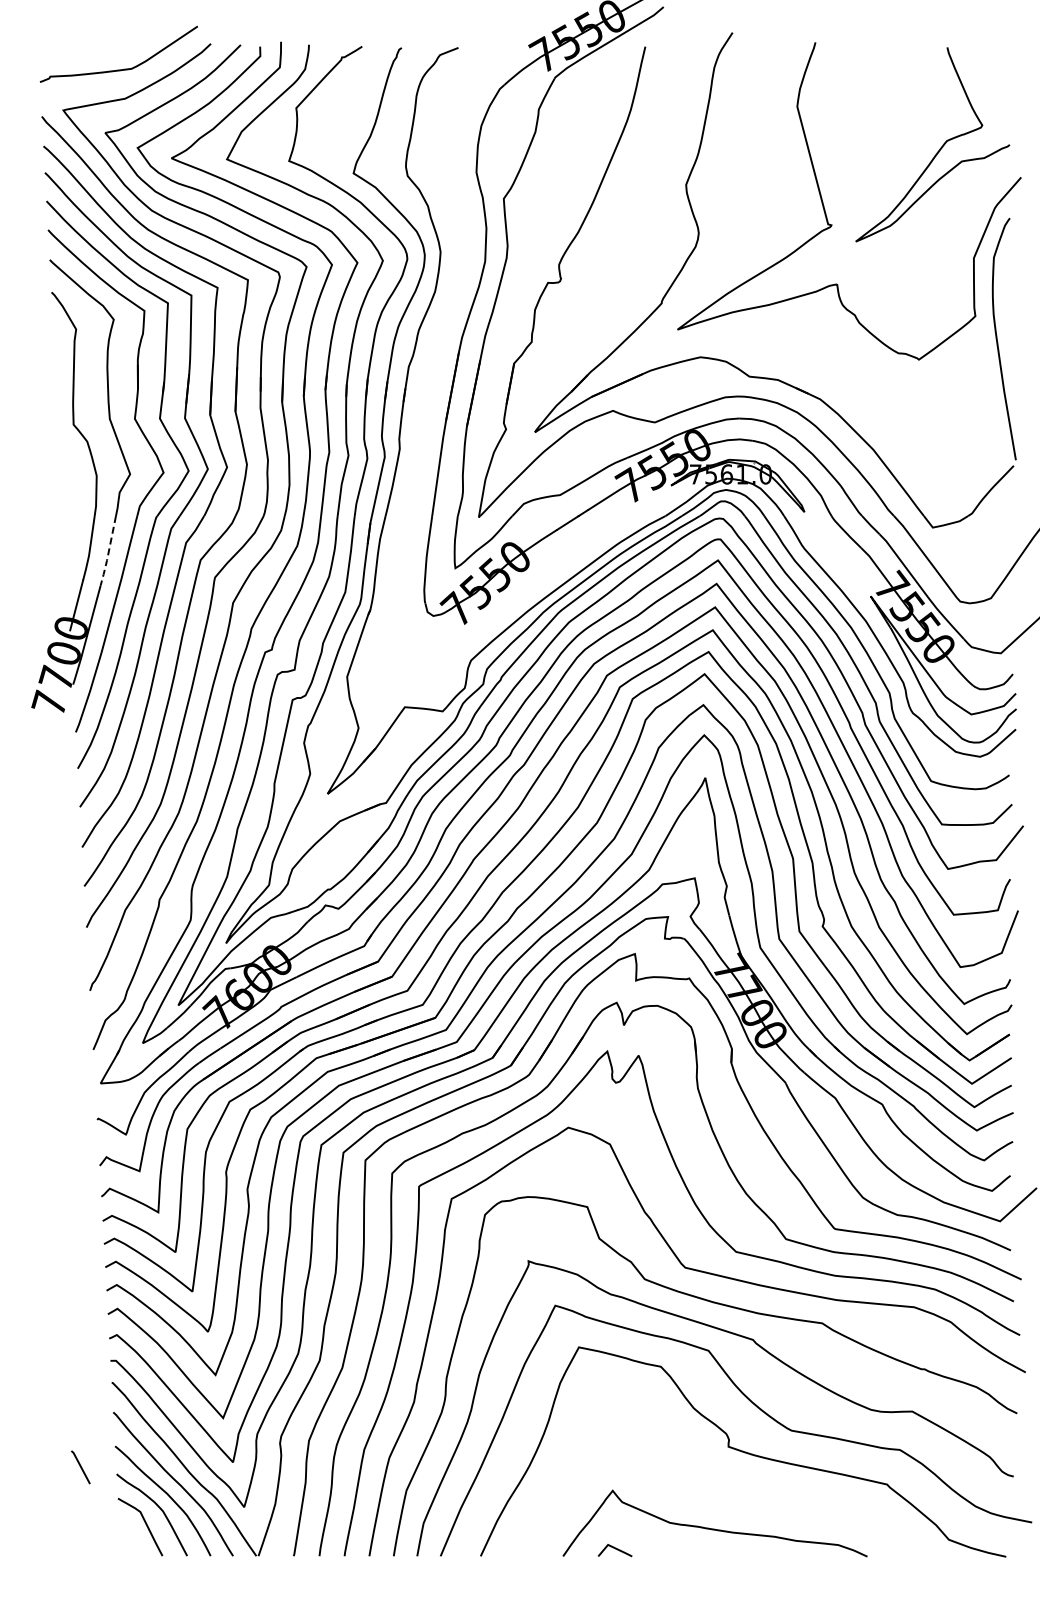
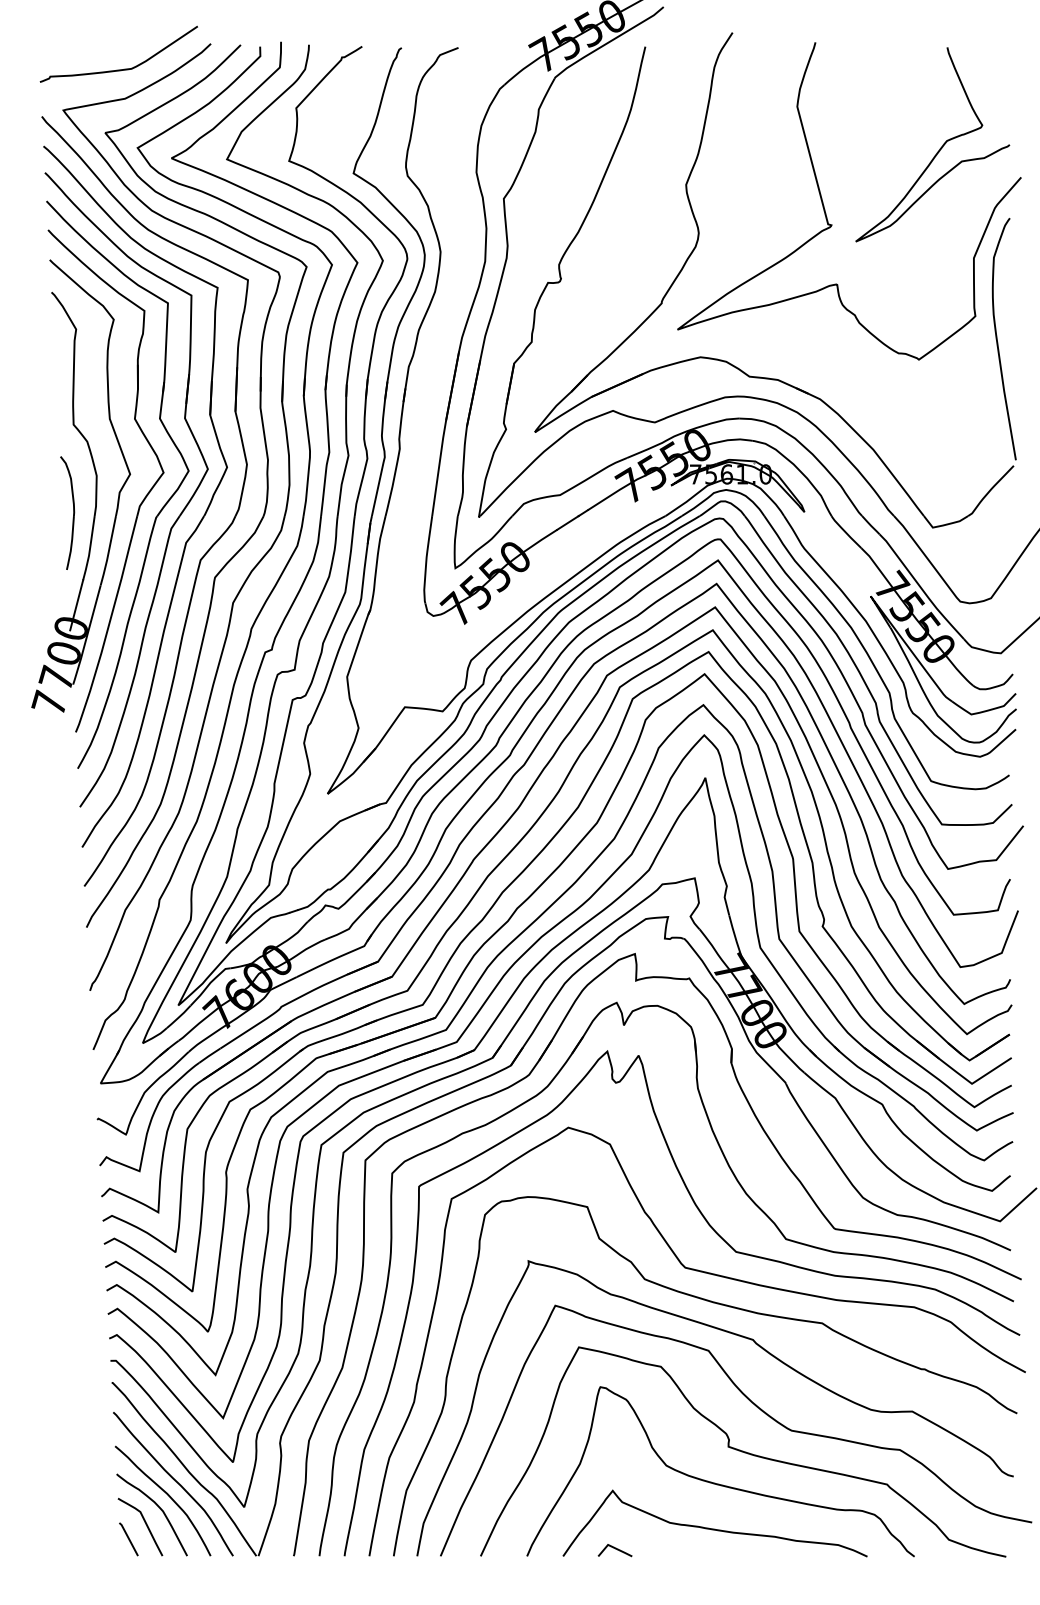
part: none -> present (67, 512)
line: dashed -> solid (108, 552)
line position: (80, 1467) -> (128, 1539) (128, 1539)
curve: none -> present (719, 1483)
